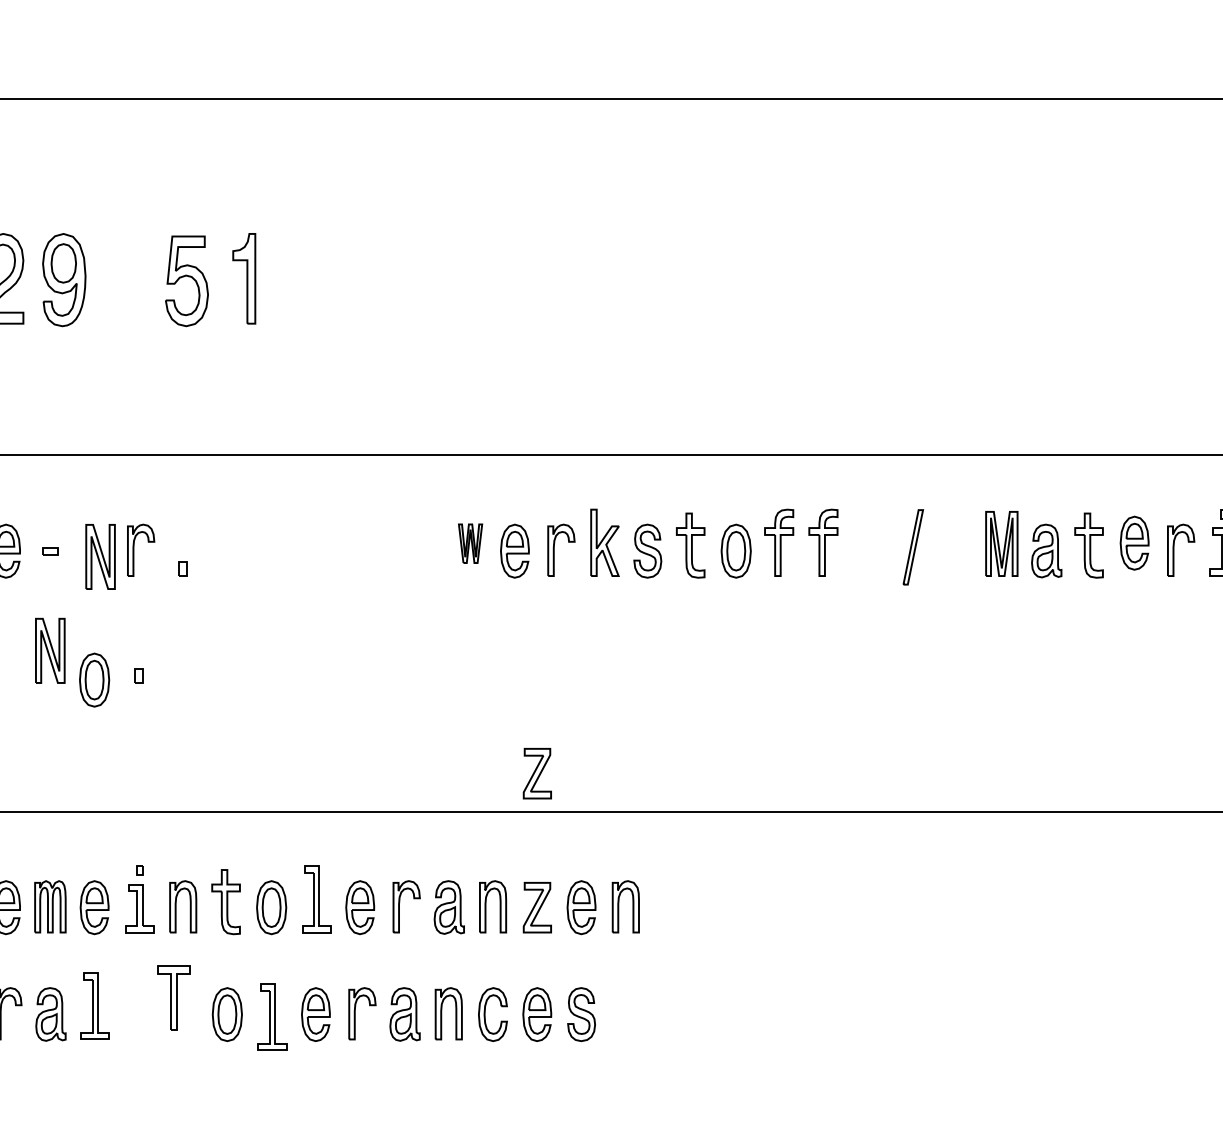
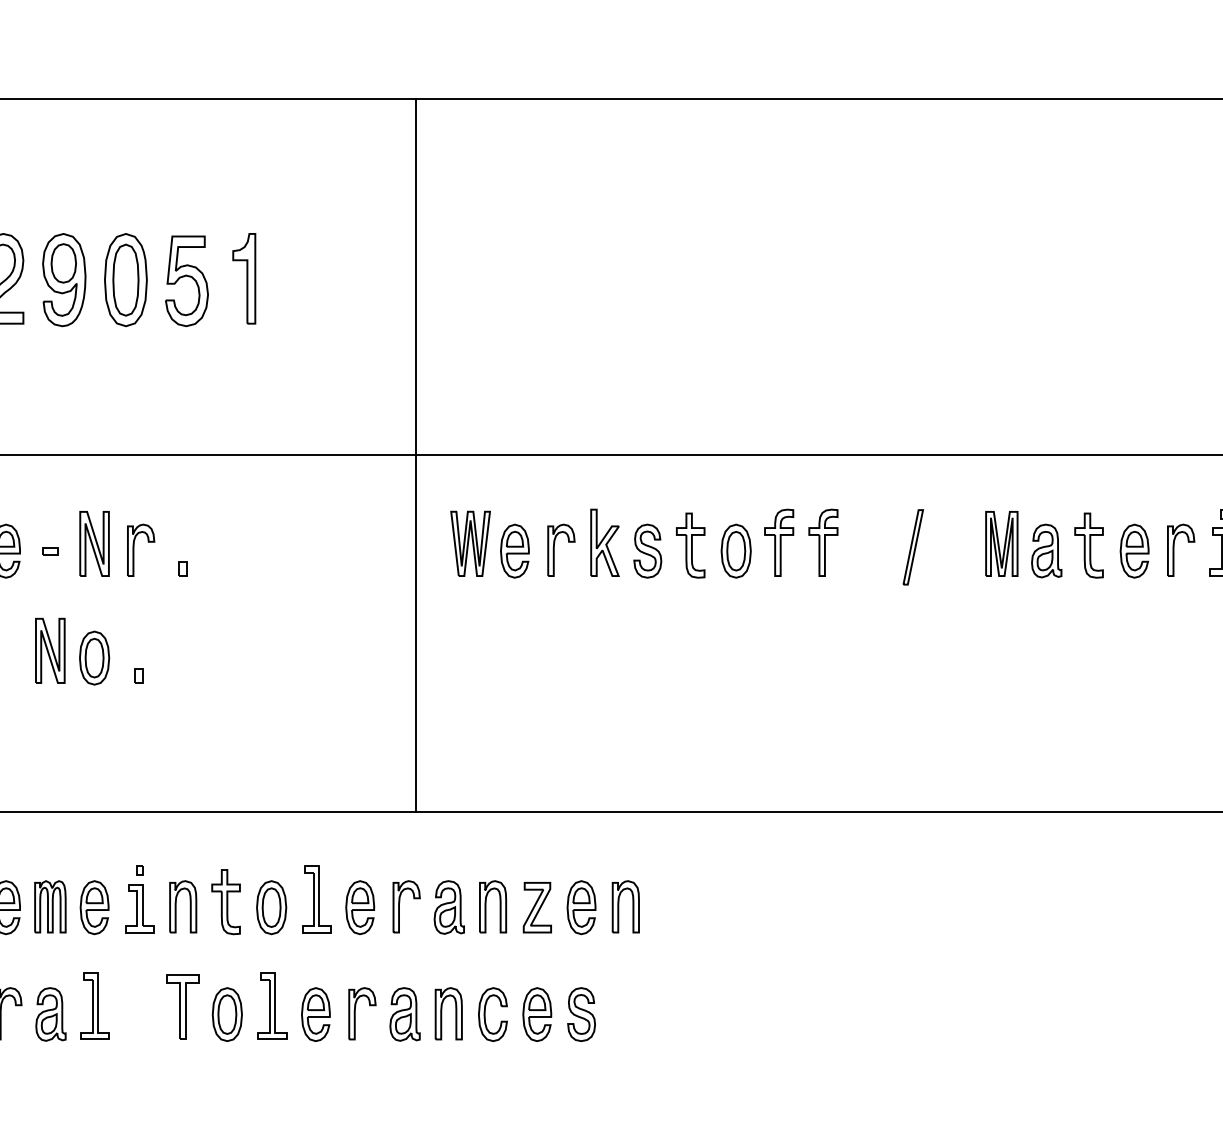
part: none -> present (125, 279)
line: none -> present (416, 454)
part position: (1134, 542) -> (1134, 550) (1134, 550)
part size: 26x41 px -> 41x67 px (470, 543)
part position: (100, 556) -> (94, 543) (94, 543)
part position: (94, 679) -> (94, 657) (94, 657)
part: present -> none (536, 773)
part position: (173, 997) -> (182, 1006) (182, 1006)
part position: (272, 1016) -> (272, 1005) (272, 1005)
